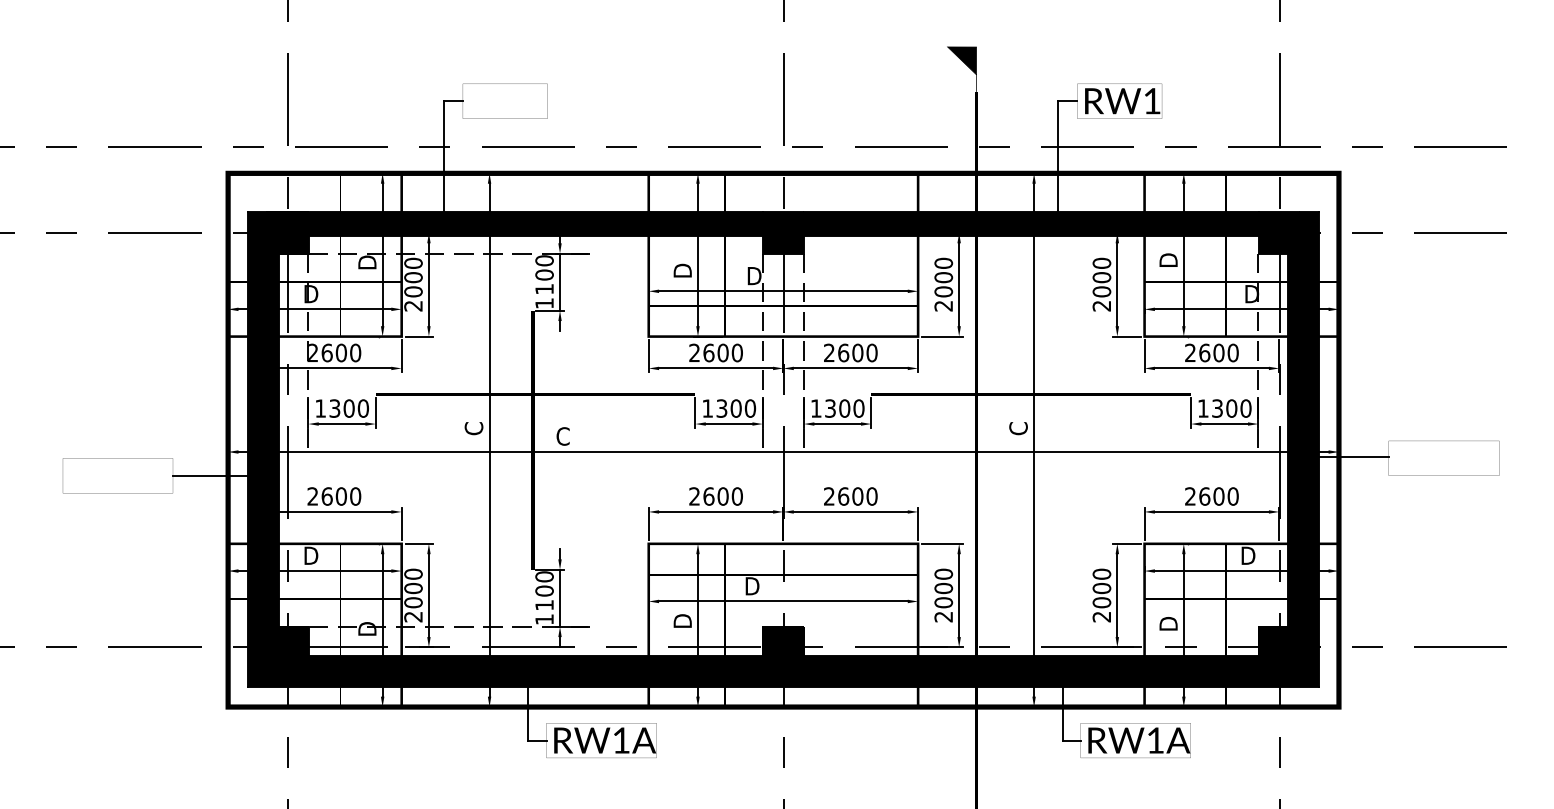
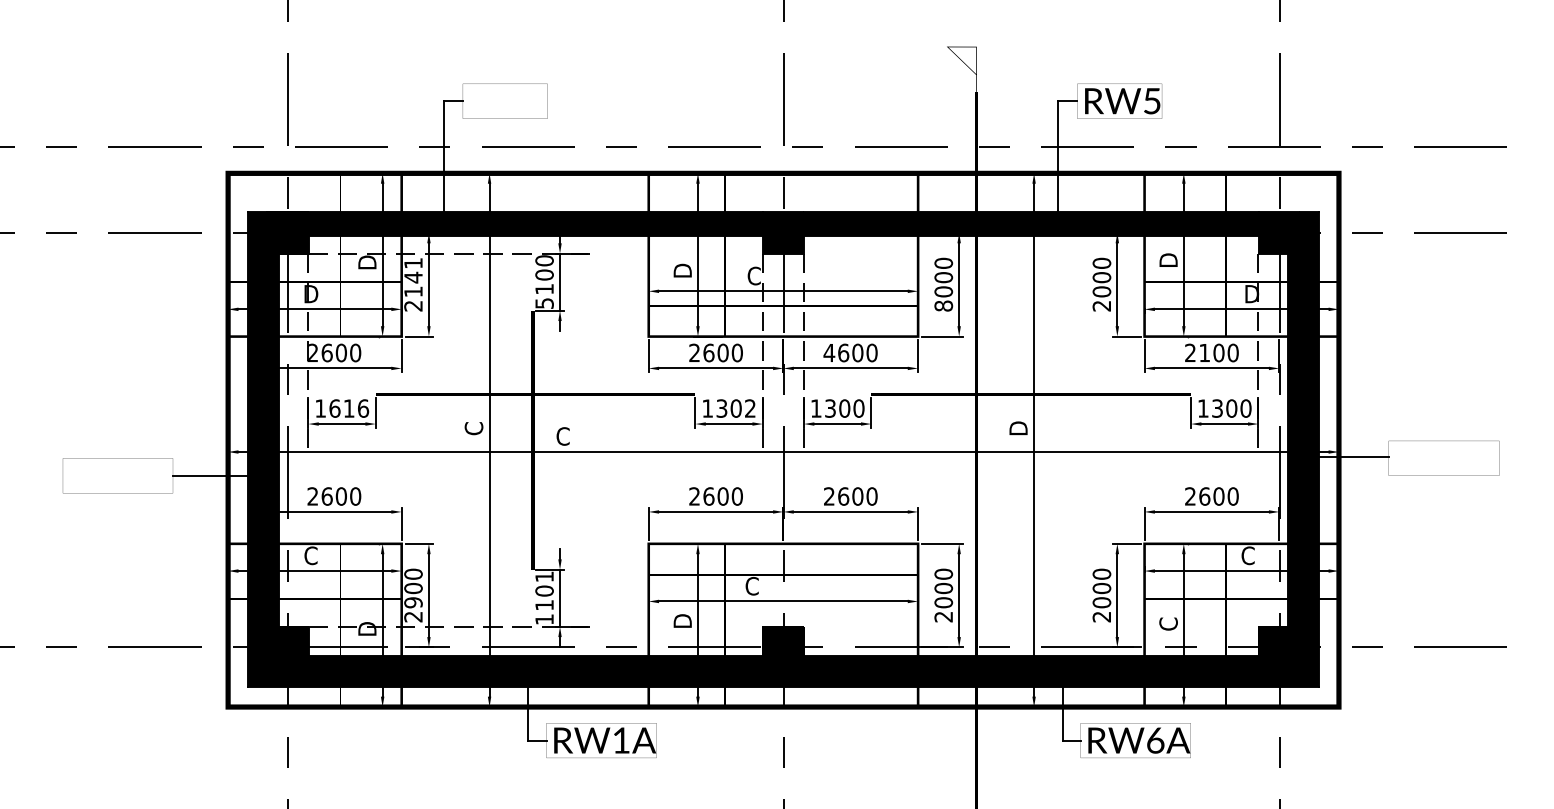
fill: present -> none (961, 60)
text: RW1 -> RW5 (1152, 101)
text: D -> C (754, 275)
text: 2000 -> 2141 (413, 277)
text: 1100 -> 5100 (544, 303)
text: 2000 -> 8000 (943, 305)
text: 2600 -> 4600 (829, 352)
text: 2600 -> 2100 (1204, 352)
text: 1300 -> 1616 (349, 408)
text: 1300 -> 1302 (750, 408)
text: C -> D (1018, 428)
text: D -> C (311, 555)
text: D -> C (1248, 555)
text: 1100 -> 1101 (544, 576)
text: D -> C (752, 585)
text: 2000 -> 2900 (413, 602)
text: D -> C (1168, 623)
text: RW1A -> RW6A (1155, 740)
